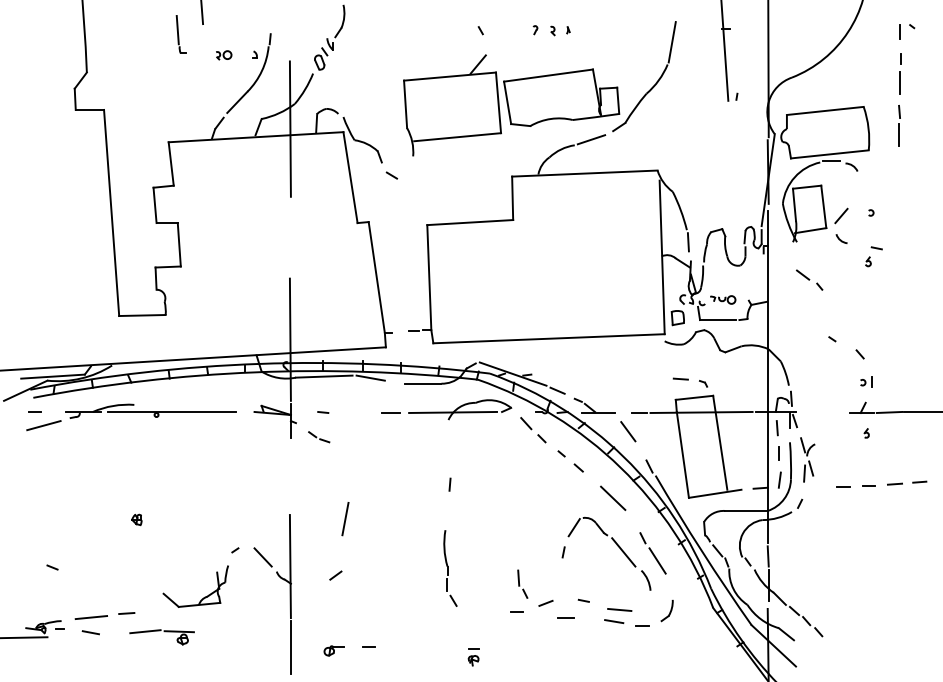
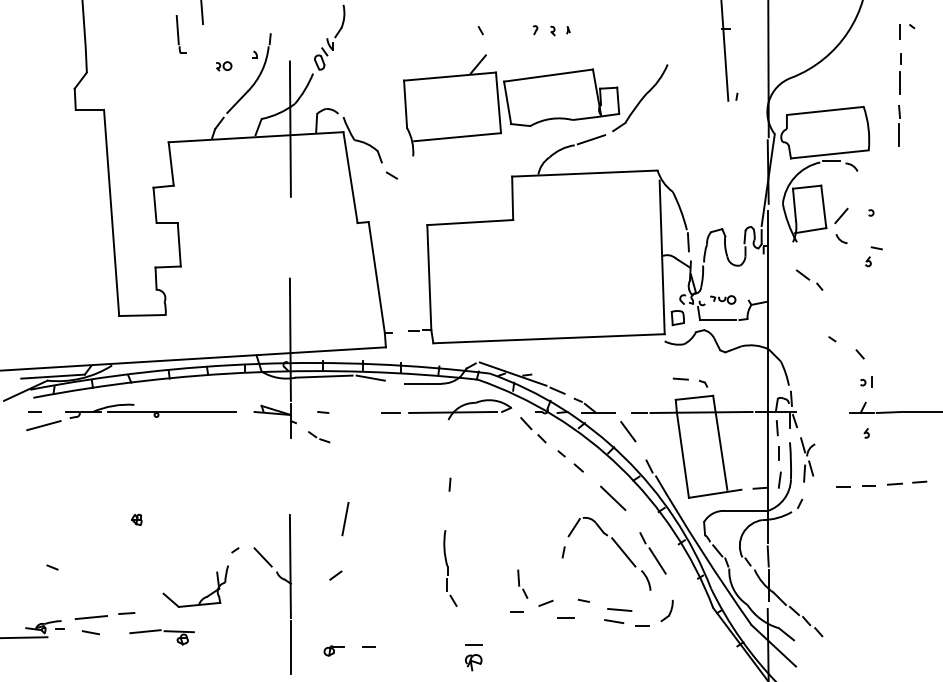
line: present -> none (671, 42)
part position: (224, 55) -> (224, 66) (224, 66)
part size: 13x19 px -> 18x28 px (473, 657)
